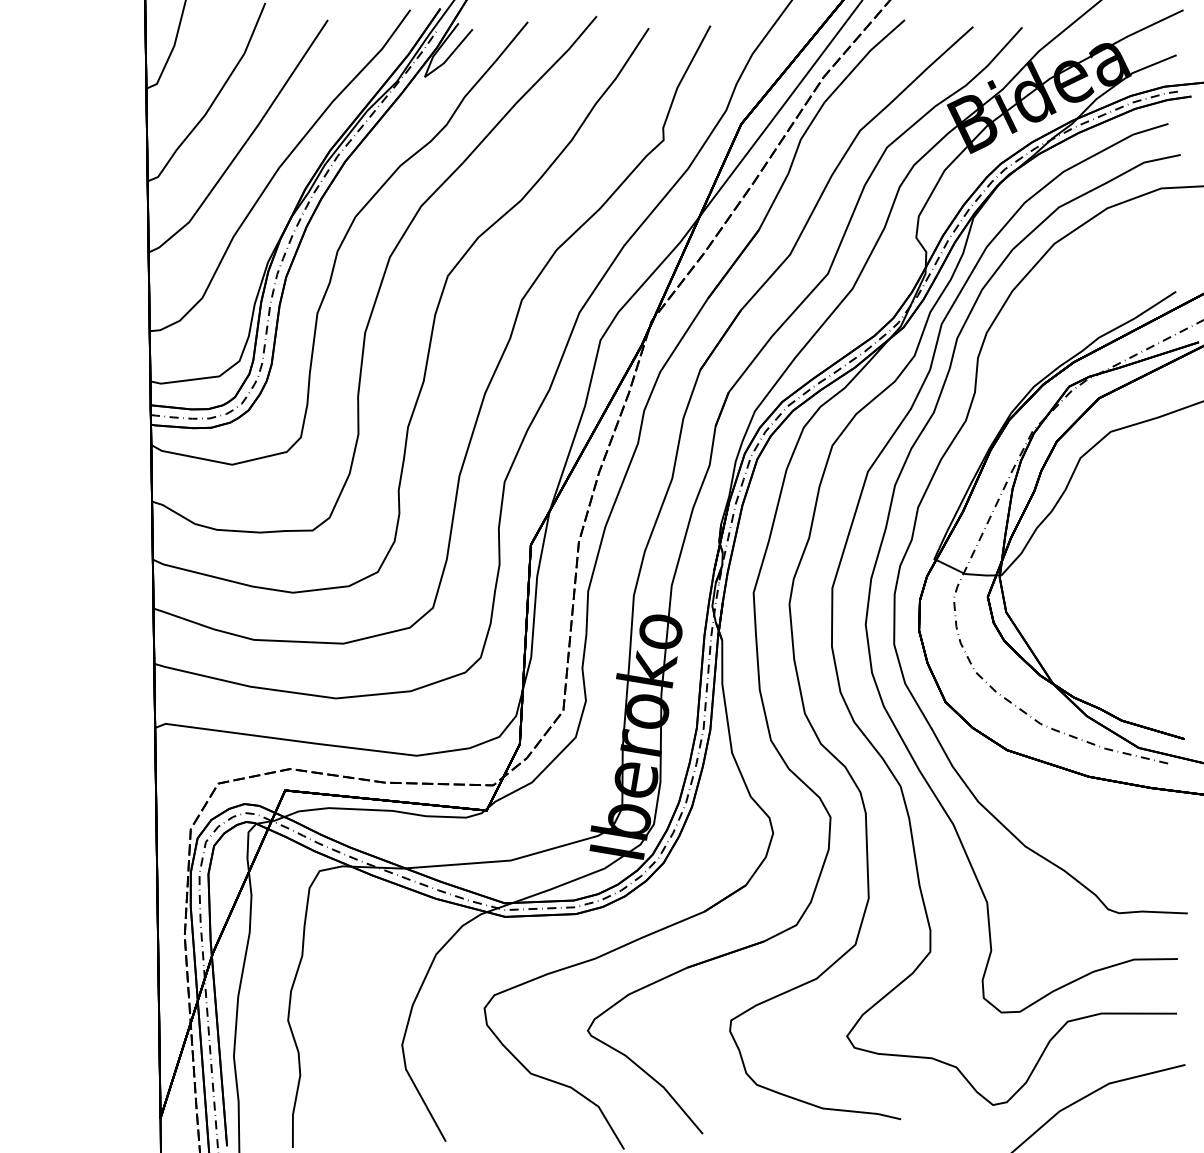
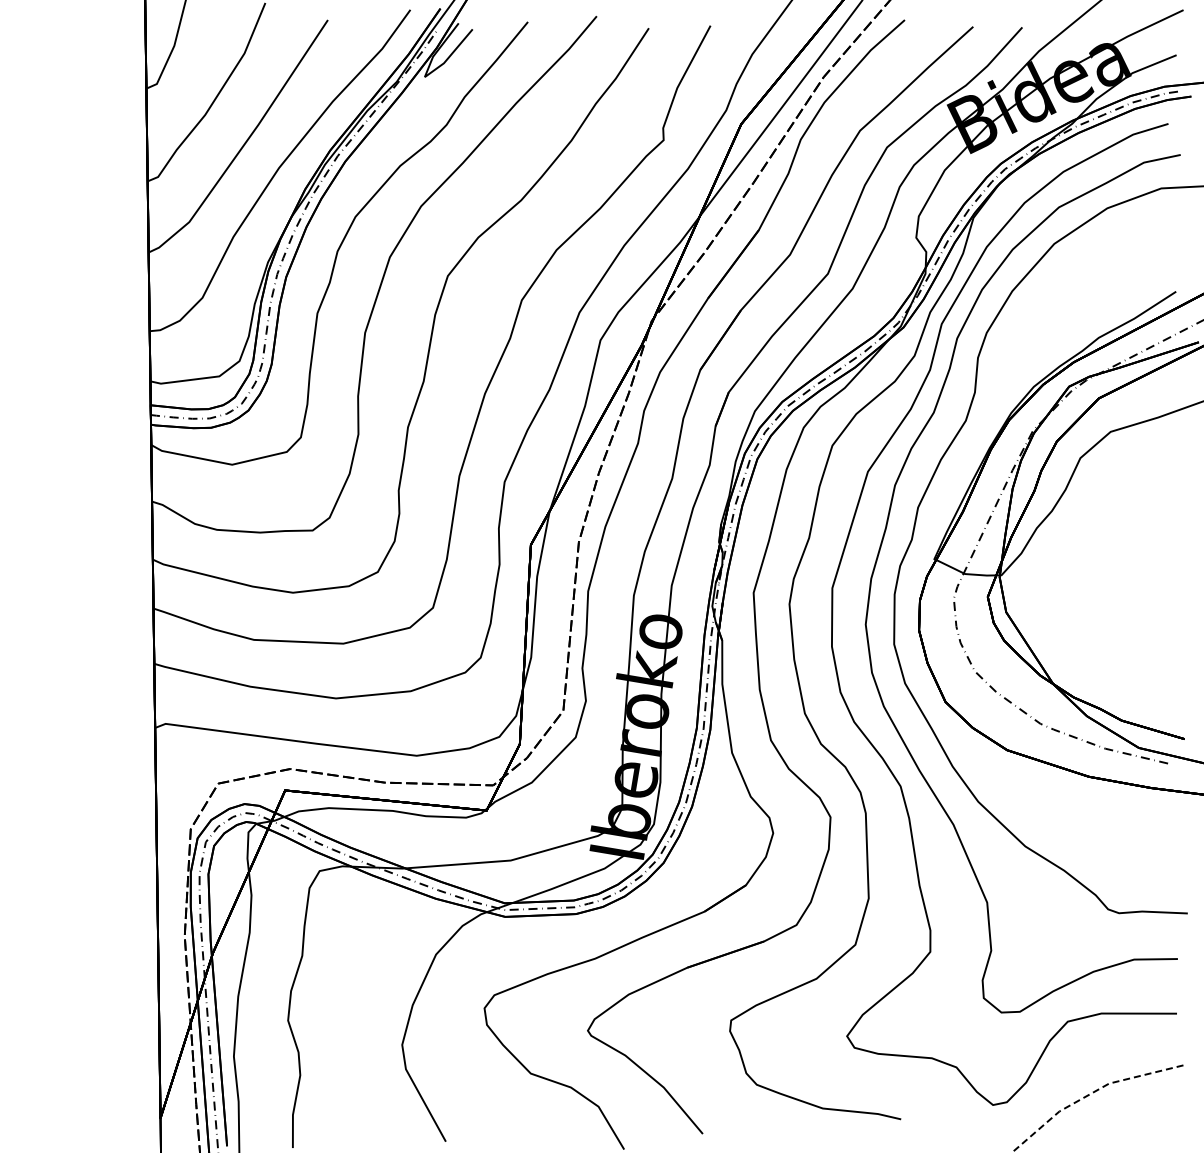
line: solid -> dashed (1091, 1093)
